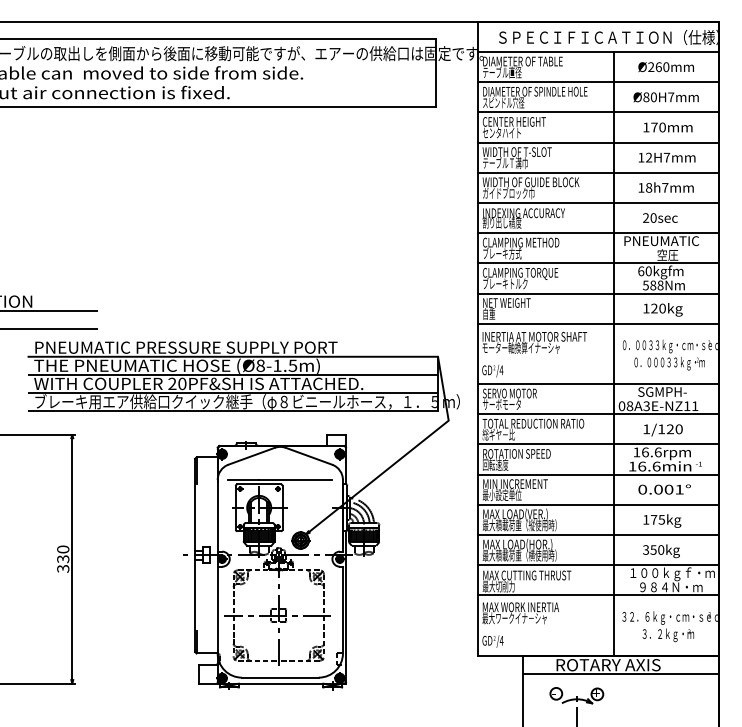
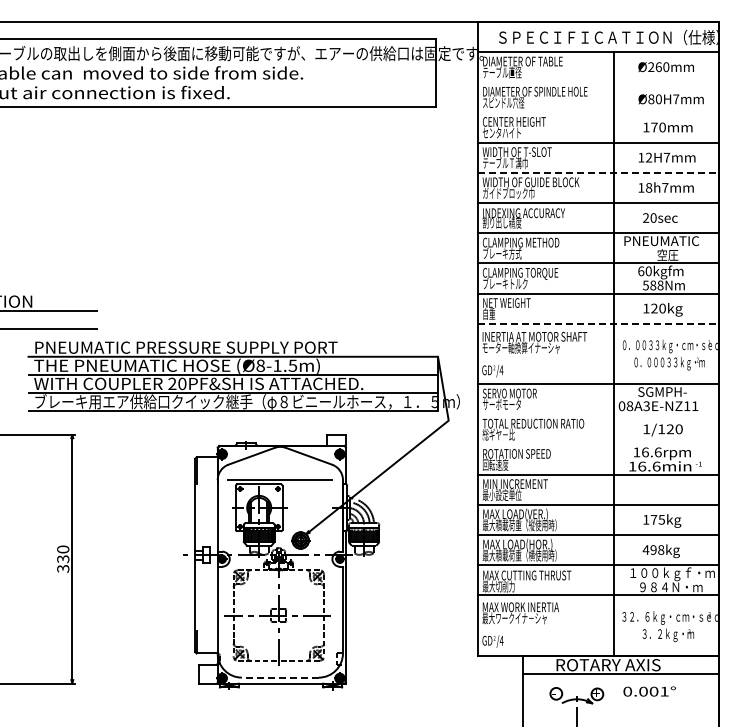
line: present -> none (598, 82)
text position: (665, 97) -> (670, 99) (670, 99)
line: present -> none (598, 112)
line: solid -> dashed (598, 172)
line: solid -> dashed (598, 323)
line: present -> none (598, 414)
line: present -> none (598, 444)
text position: (664, 489) -> (649, 691) (649, 691)
text: 350kg -> 498kg (653, 549)
line: solid -> dashed (279, 677)
